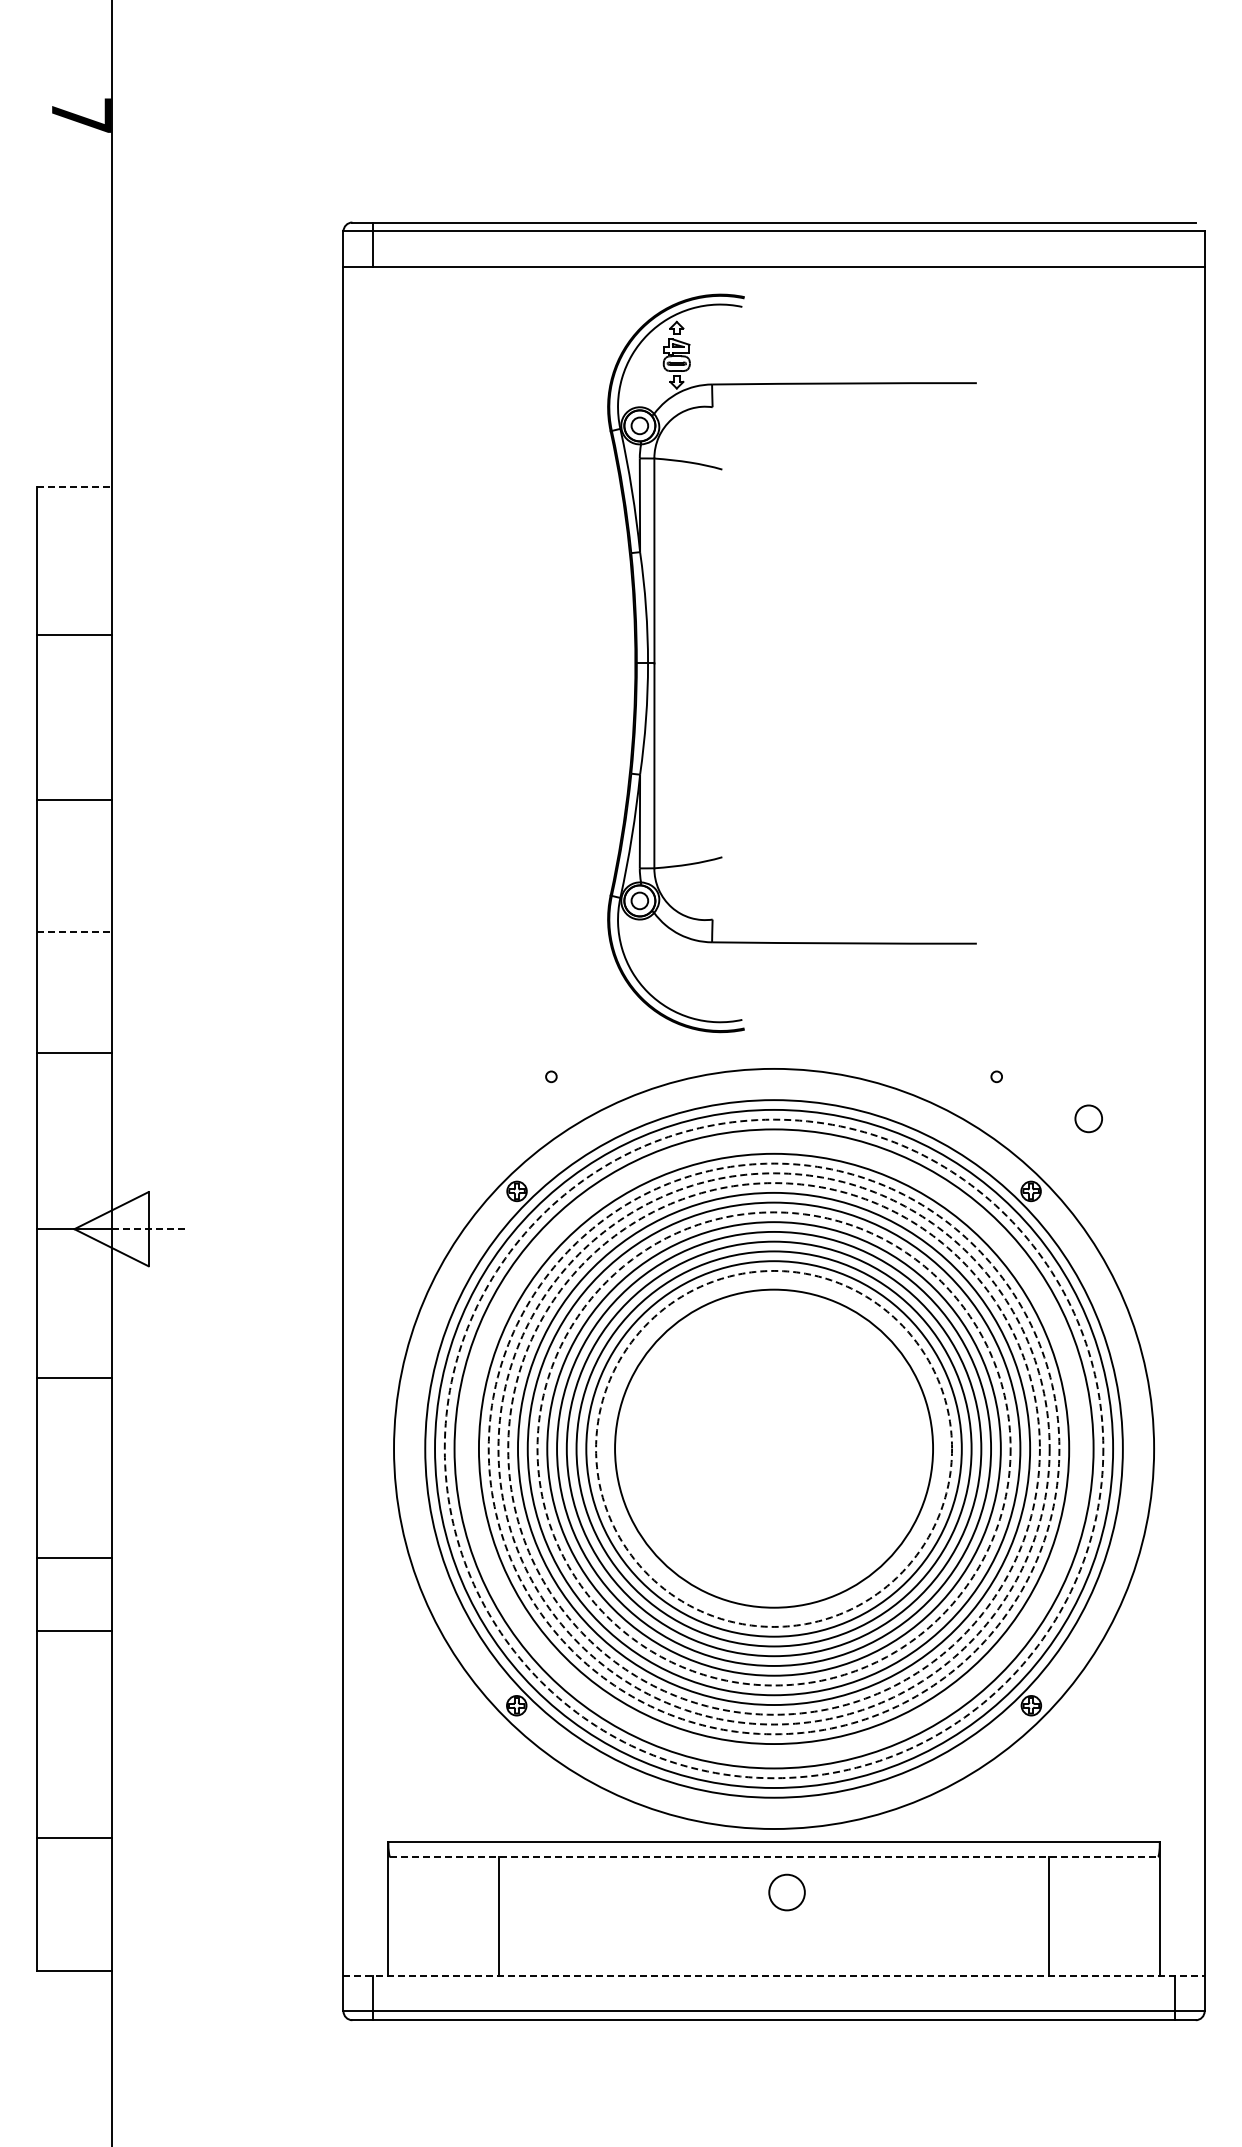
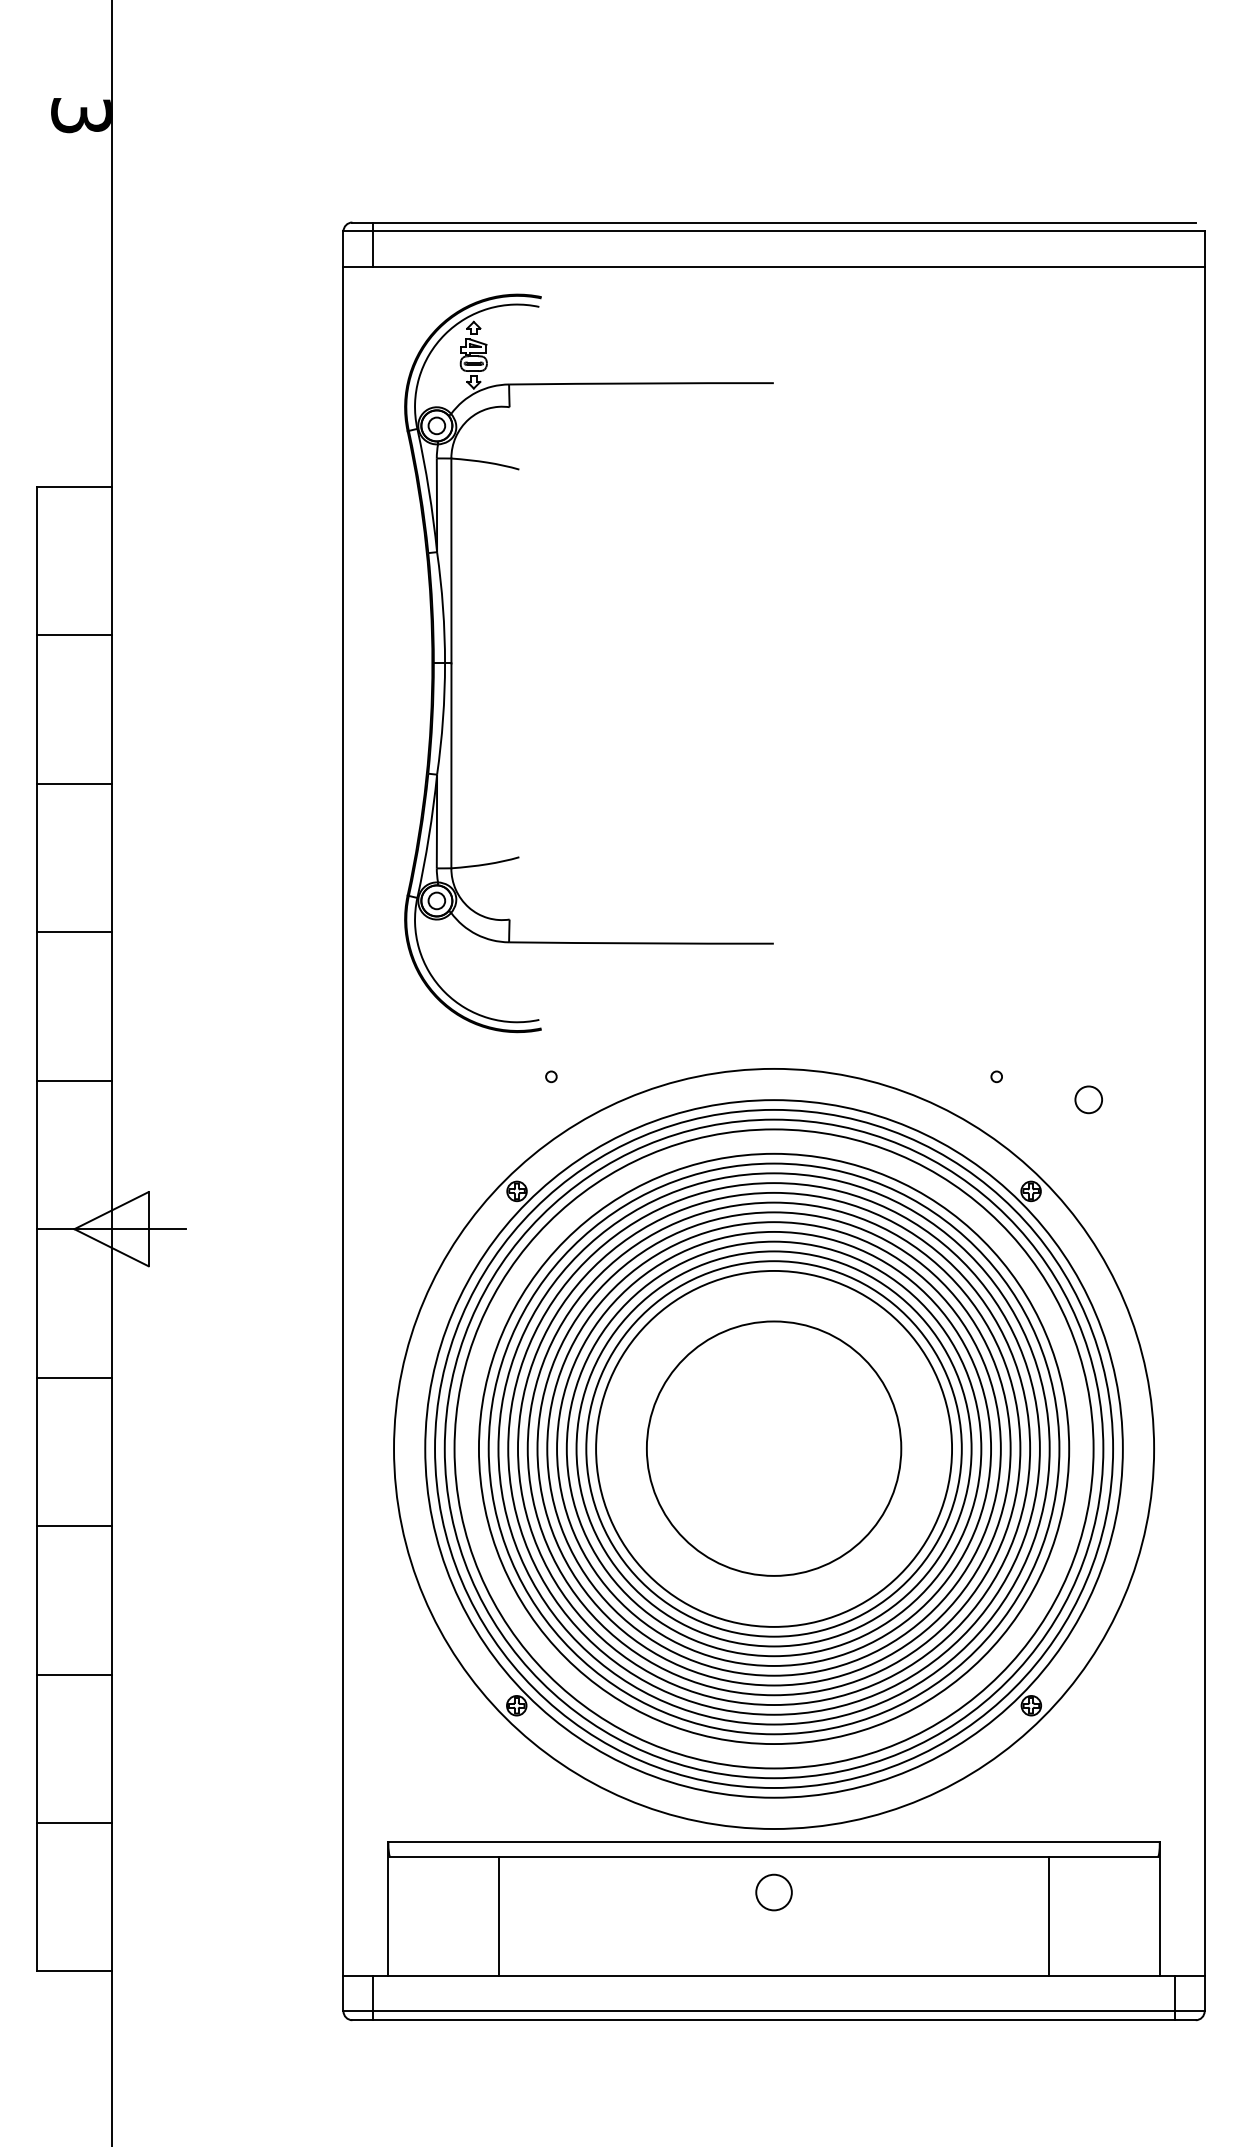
text: 7 -> 3 (80, 115)
line: dashed -> solid (74, 486)
part position: (655, 663) -> (452, 663) (452, 663)
line position: (74, 799) -> (74, 783) (74, 783)
line: dashed -> solid (74, 932)
line position: (74, 1052) -> (74, 1080) (74, 1080)
circle position: (1088, 1118) -> (1088, 1099) (1088, 1099)
line: dashed -> solid (149, 1229)
circle: dashed -> solid (773, 1448)
circle: dashed -> solid (773, 1448)
circle: dashed -> solid (773, 1448)
circle: dashed -> solid (773, 1448)
circle: dashed -> solid (773, 1448)
circle diameter: 318 px -> 254 px (773, 1448)
circle: dashed -> solid (774, 1448)
line position: (74, 1558) -> (74, 1526) (74, 1526)
line position: (74, 1630) -> (74, 1674) (74, 1674)
line position: (74, 1837) -> (74, 1822) (74, 1822)
line: dashed -> solid (774, 1856)
circle position: (786, 1892) -> (773, 1892) (773, 1892)
line: dashed -> solid (774, 1975)
